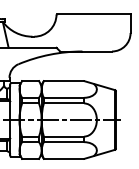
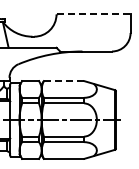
line: solid -> dashed (94, 14)
line: solid -> dashed (64, 81)
